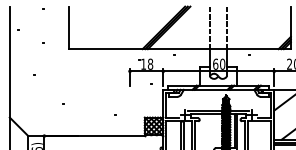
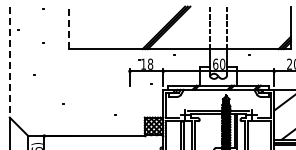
line: solid -> dashed (68, 27)
line: solid -> dashed (9, 62)
